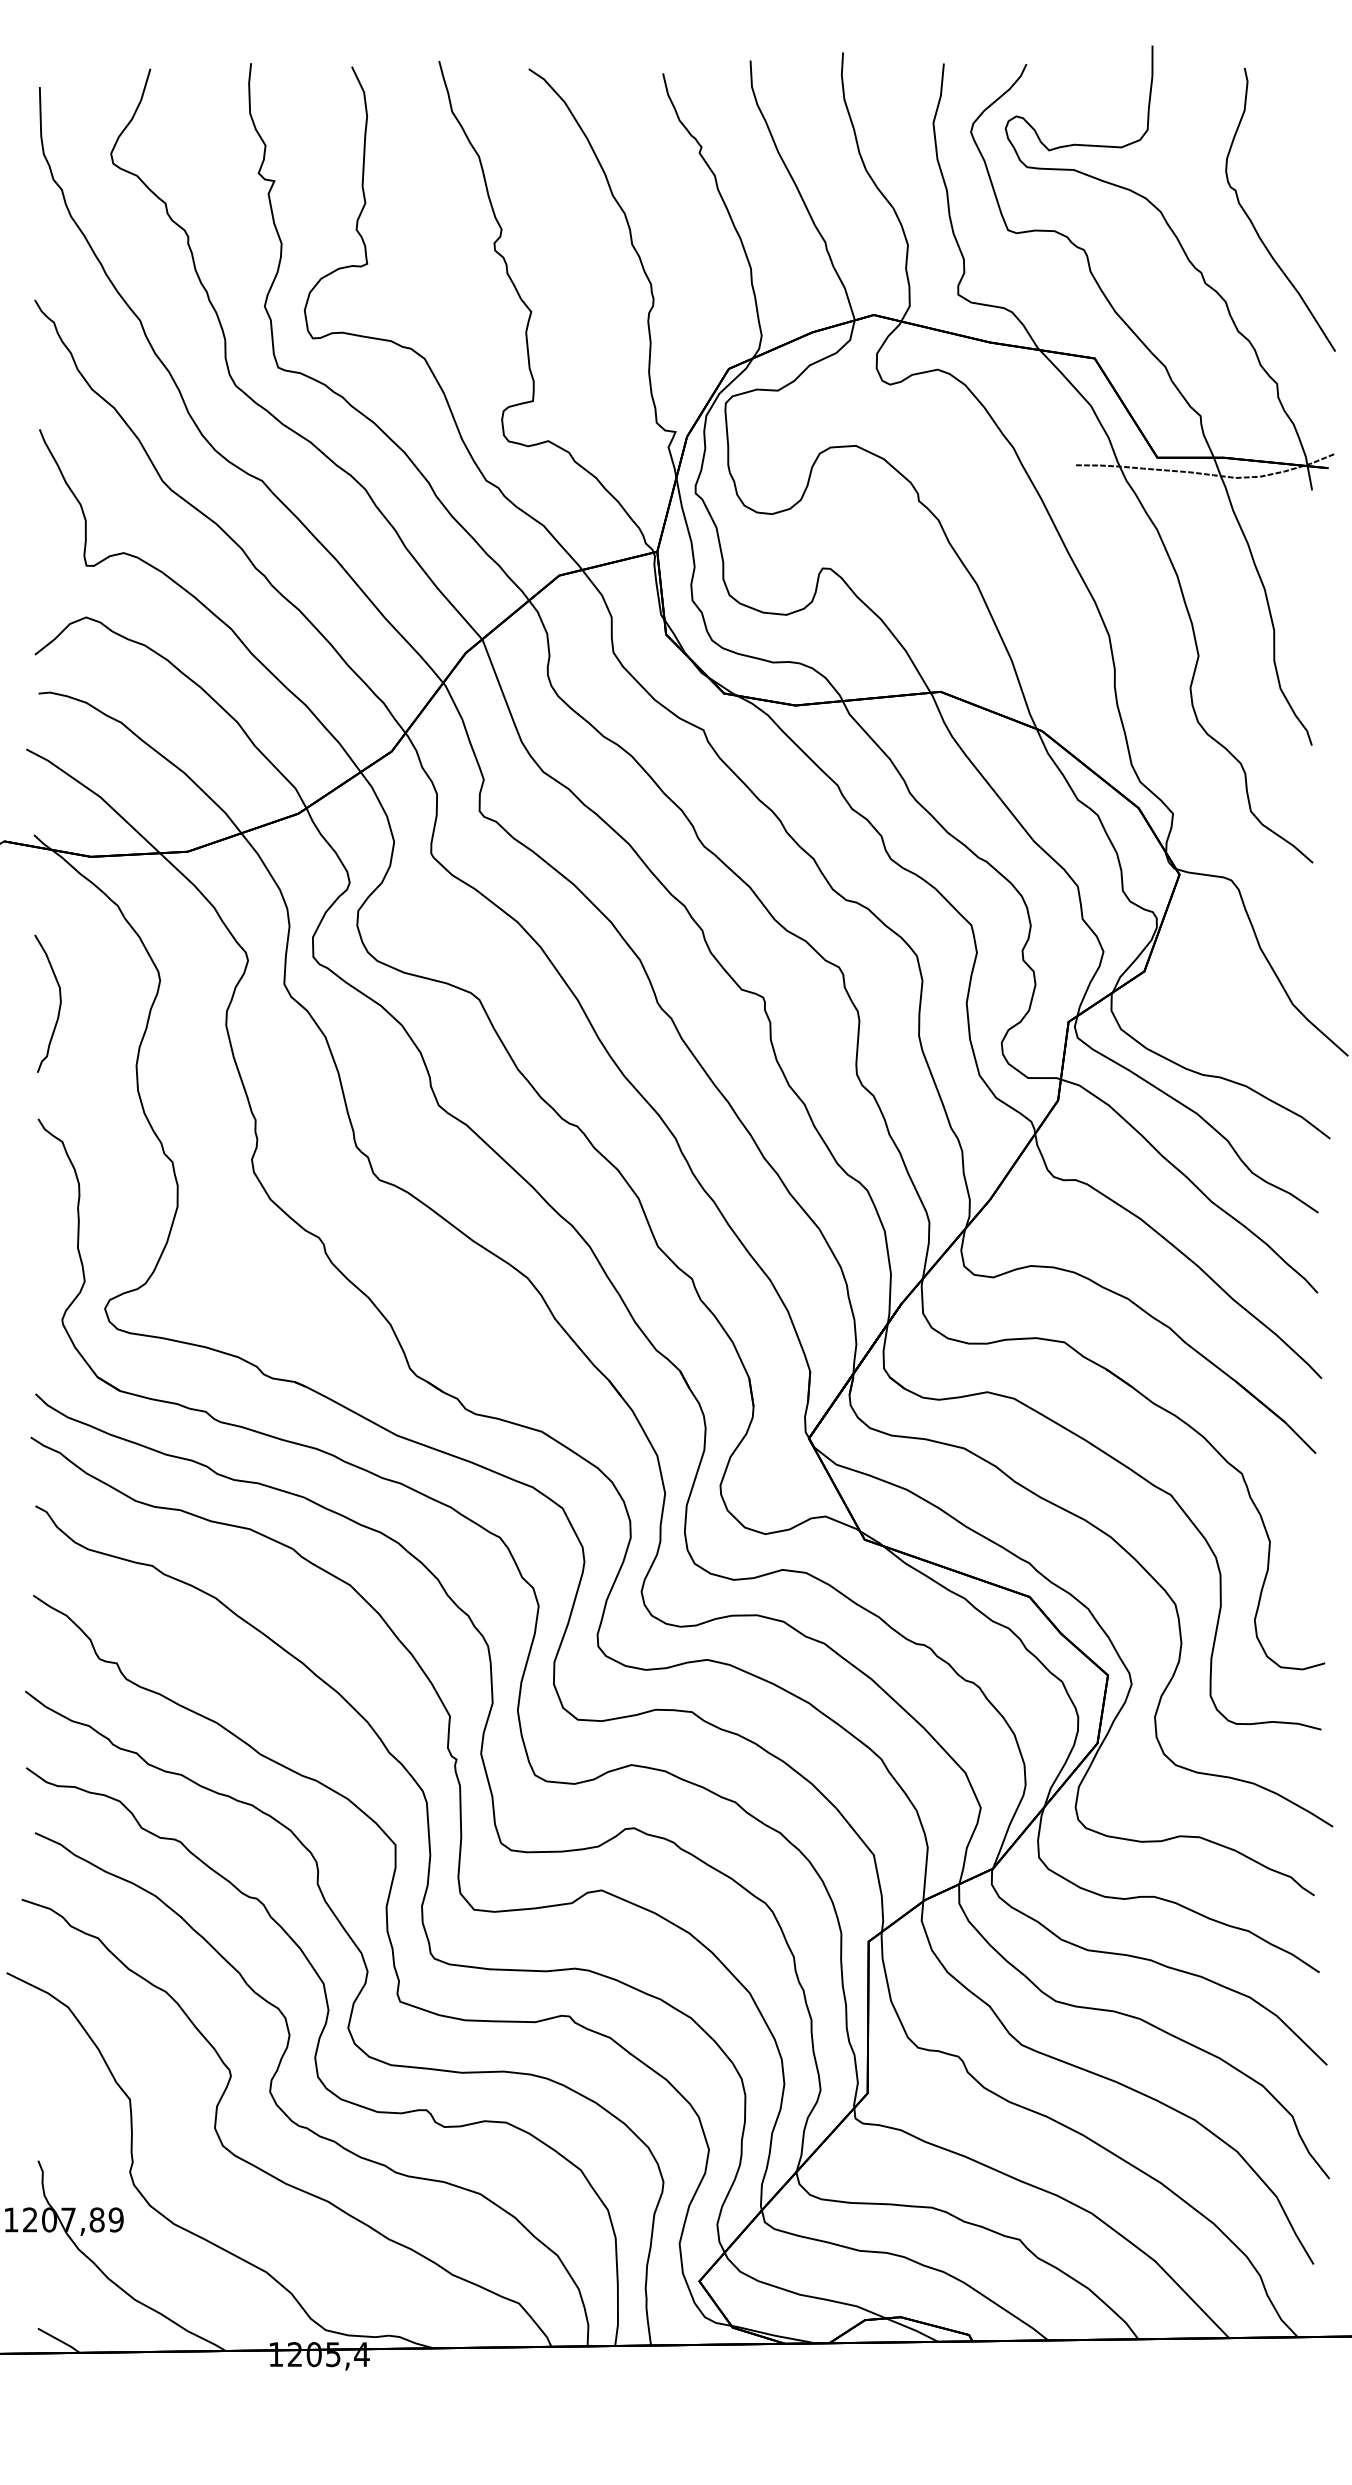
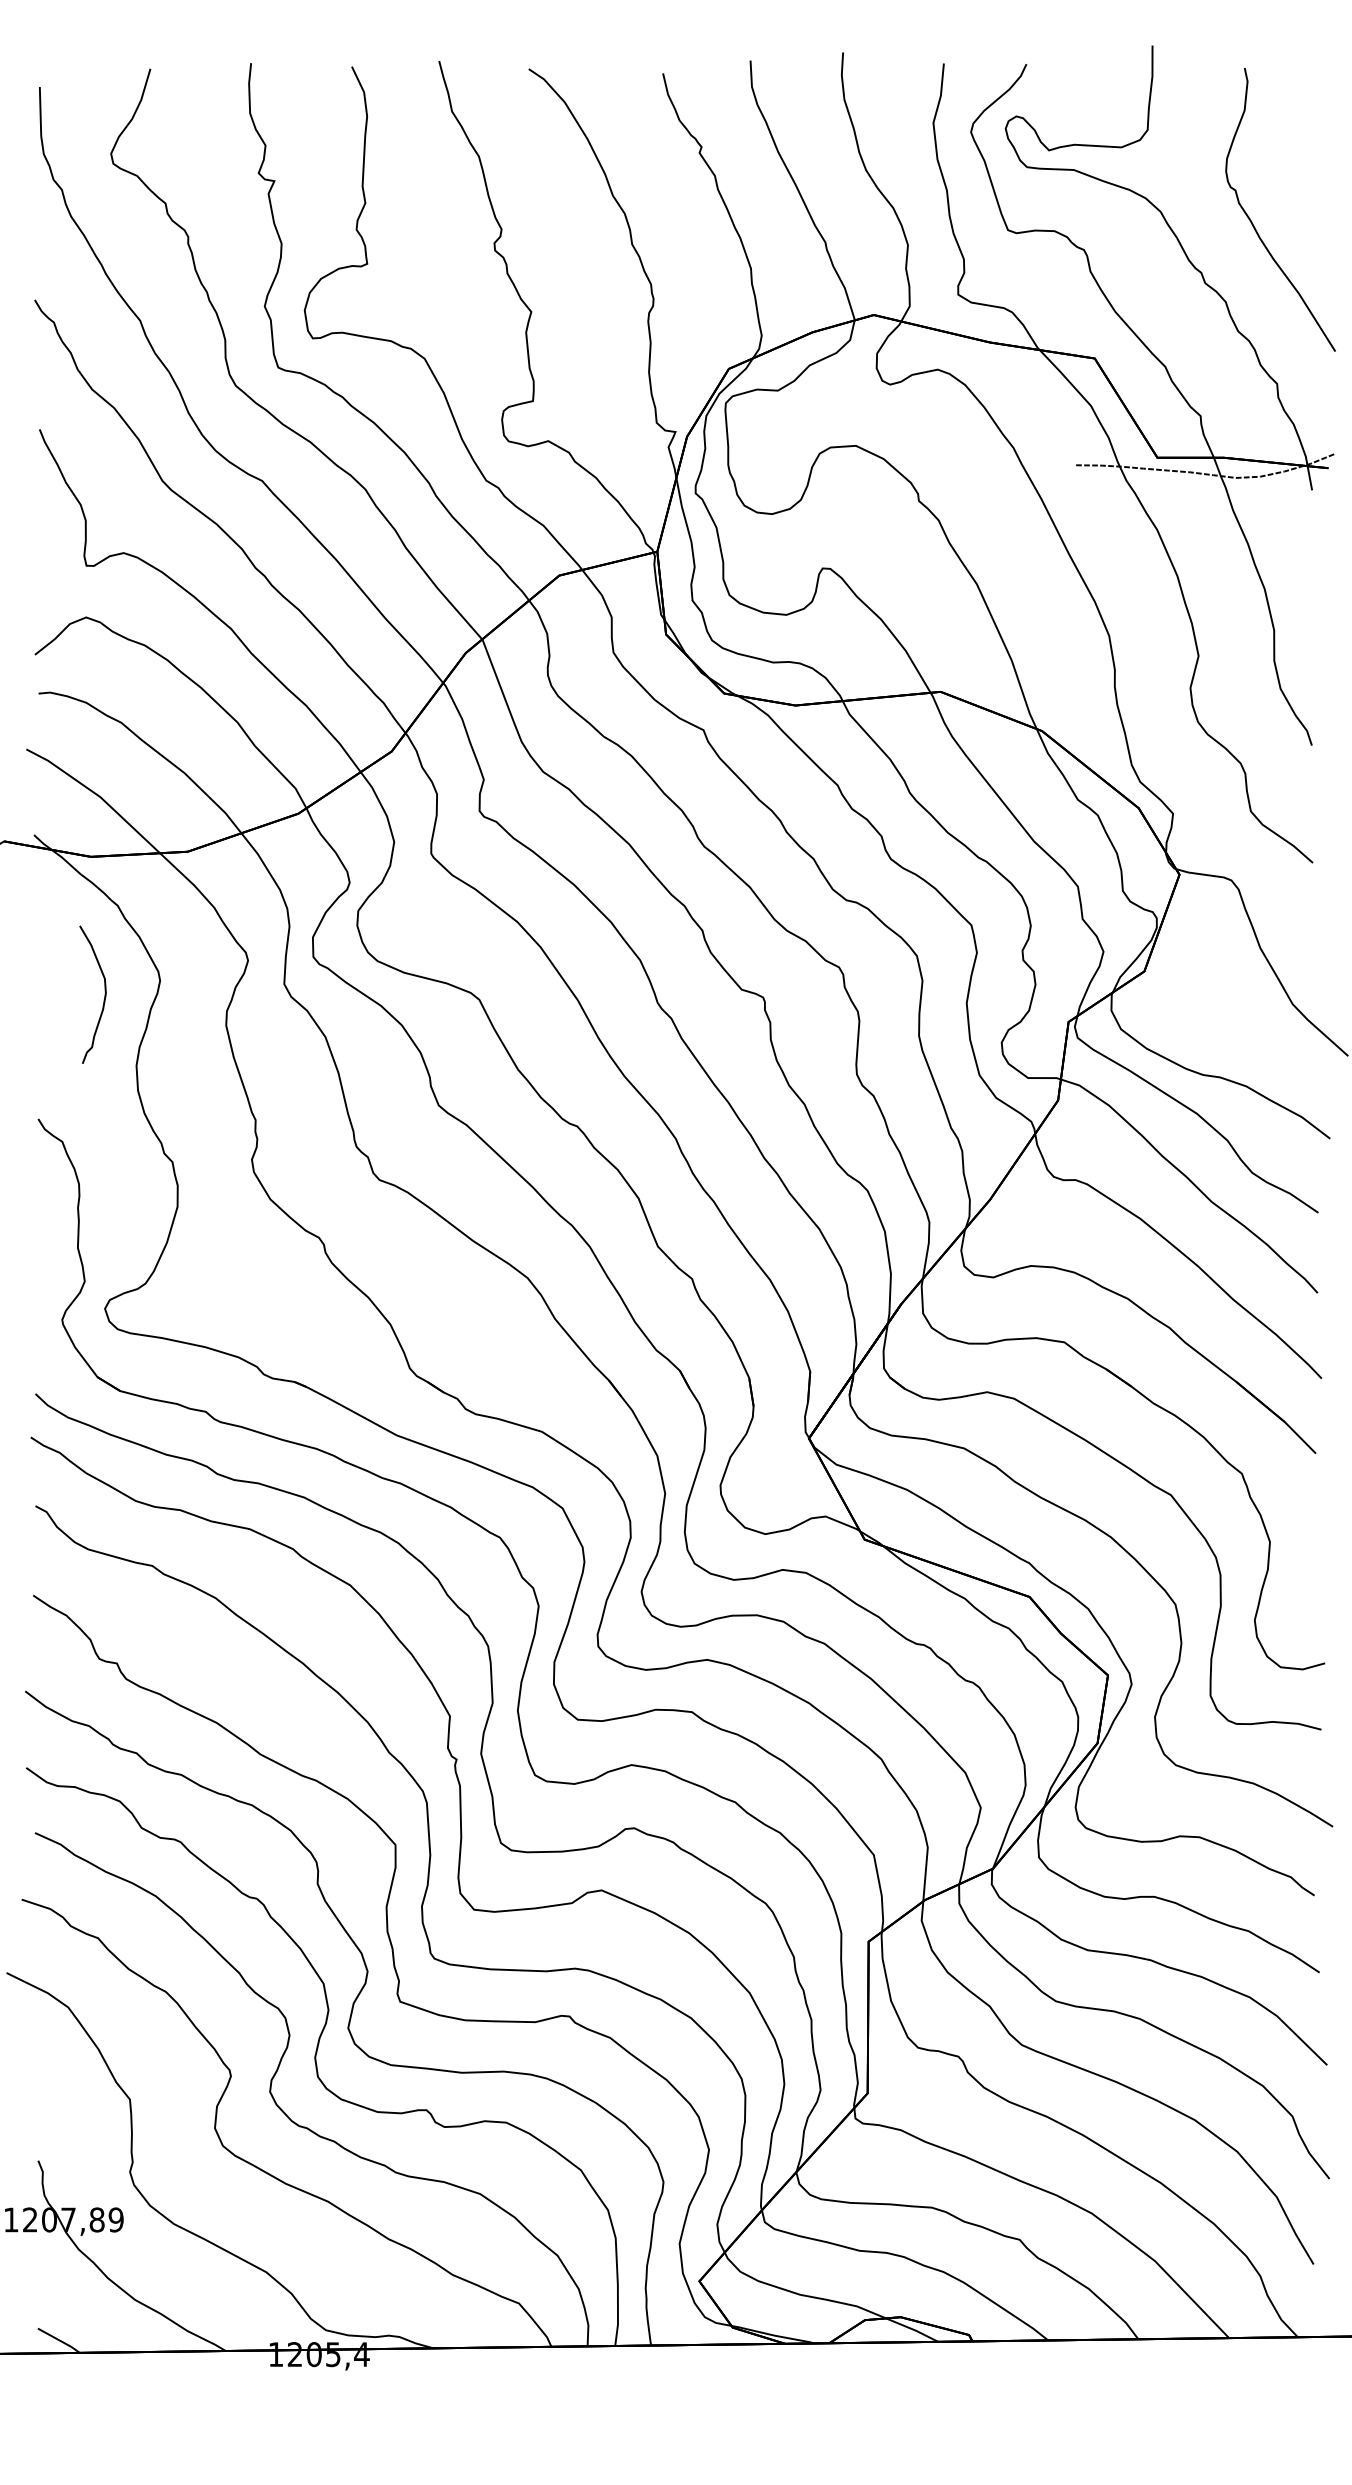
curve position: (59, 1003) -> (104, 994) (104, 994)
